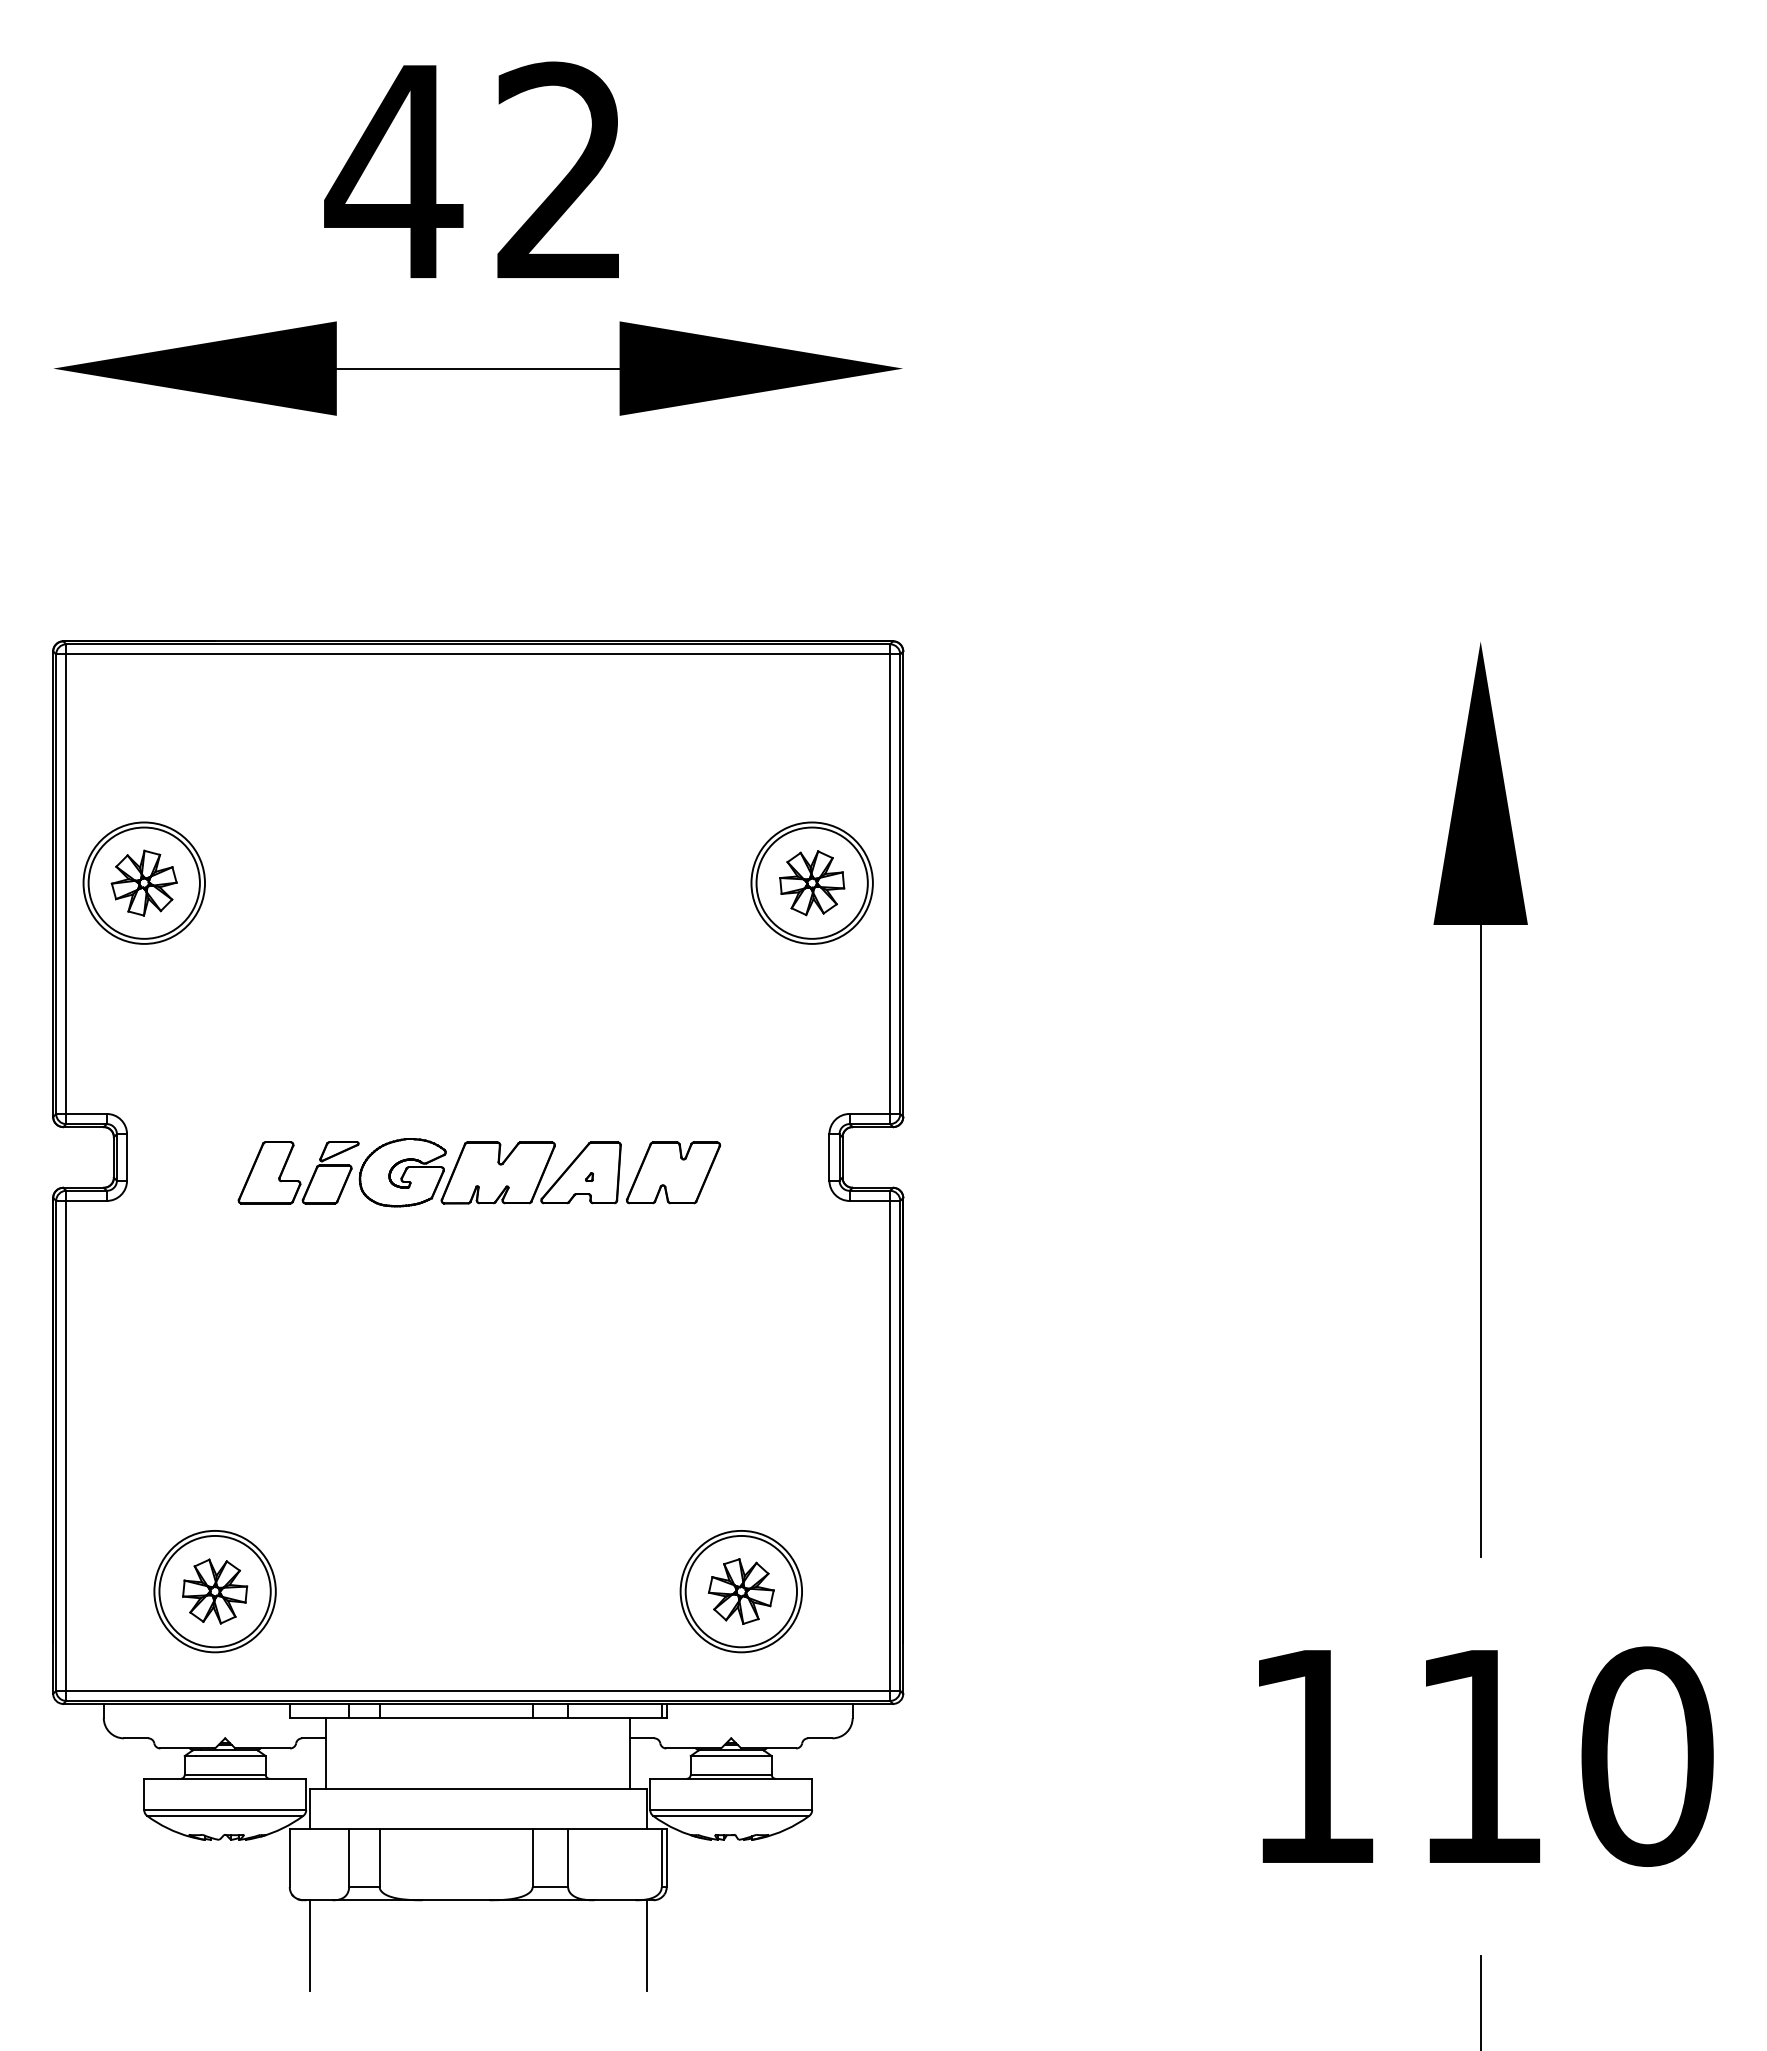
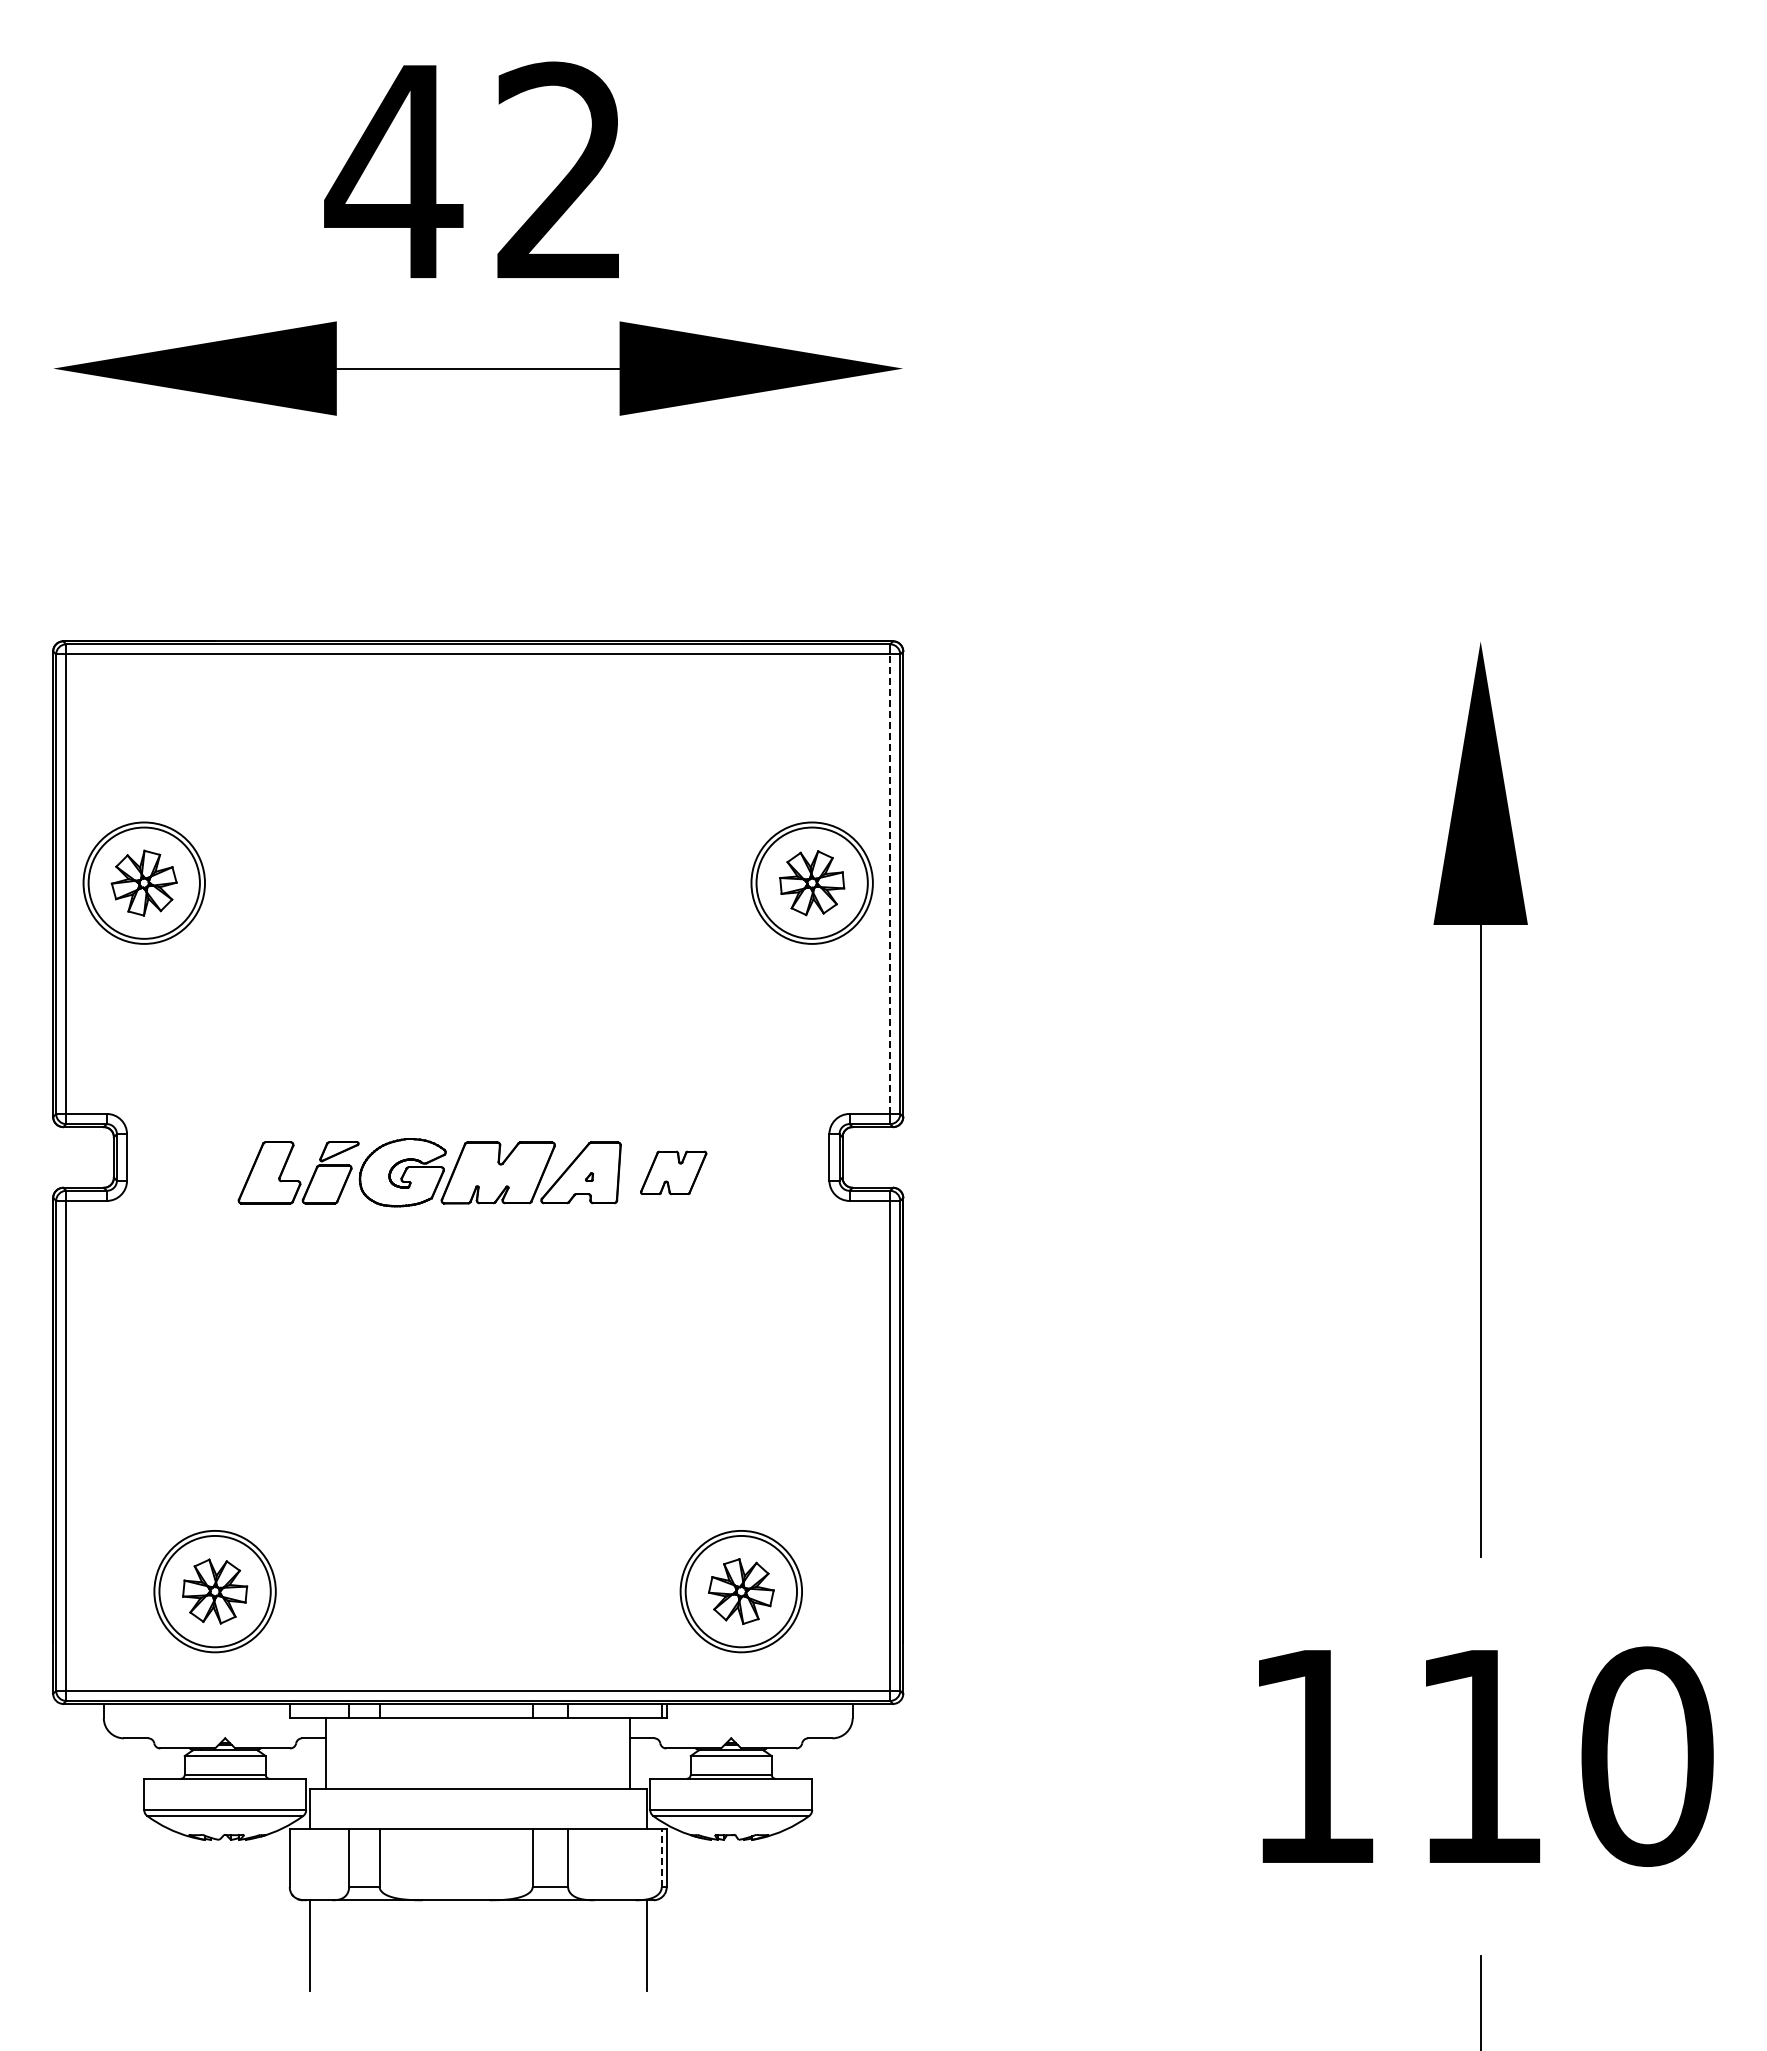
line: solid -> dashed (890, 884)
part size: 96x64 px -> 68x46 px (673, 1172)
line: solid -> dashed (661, 1858)
